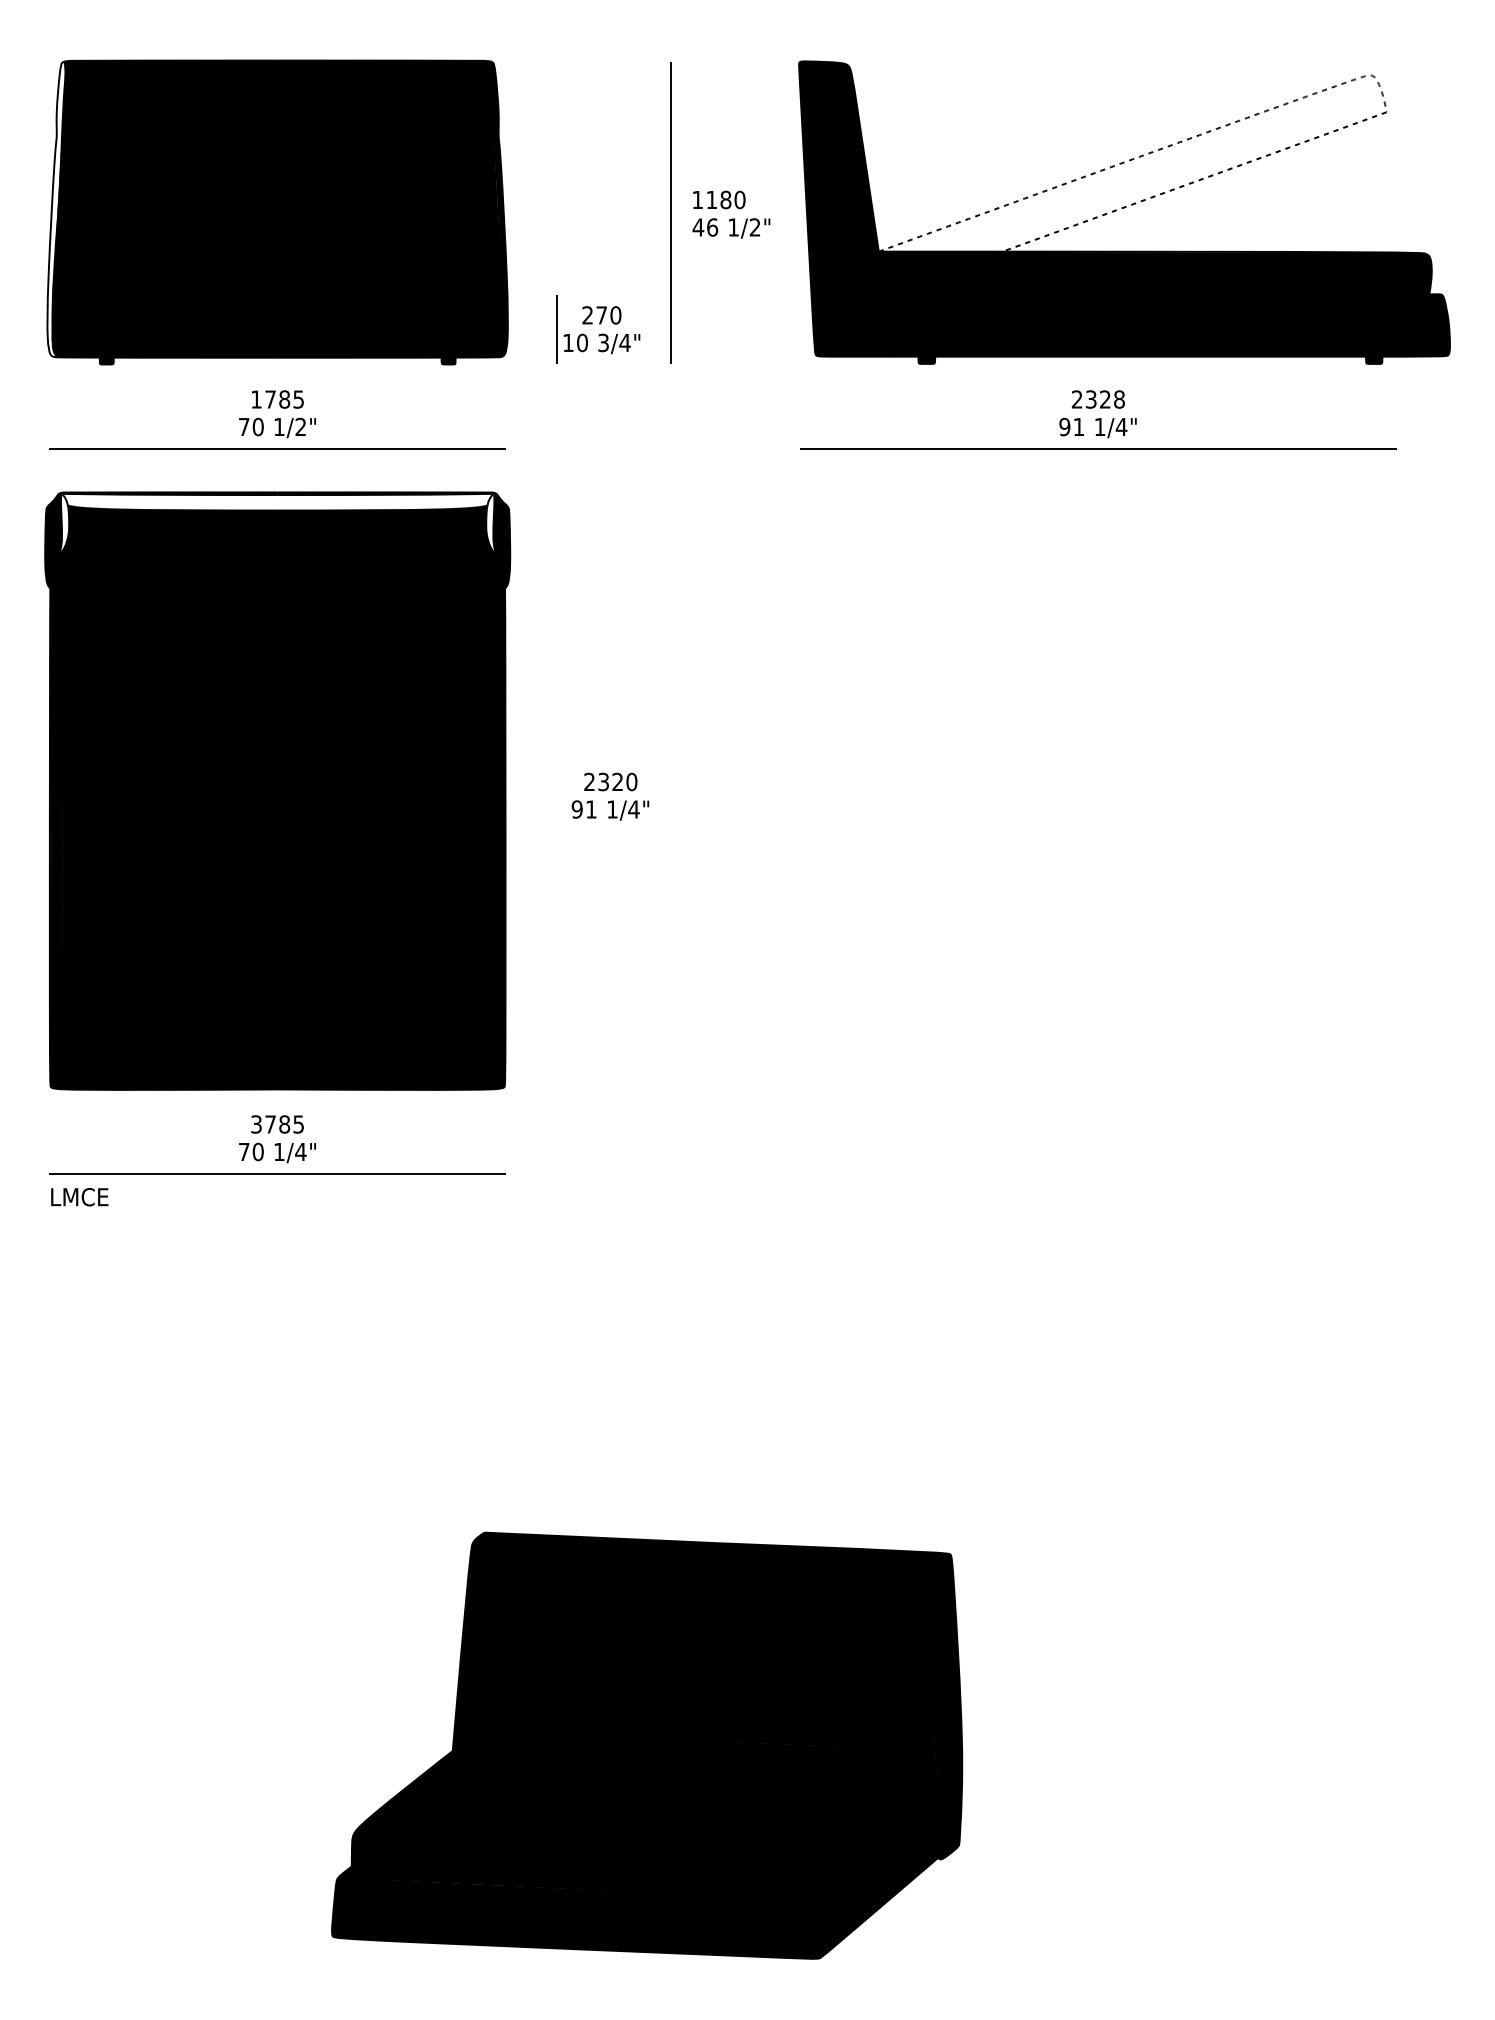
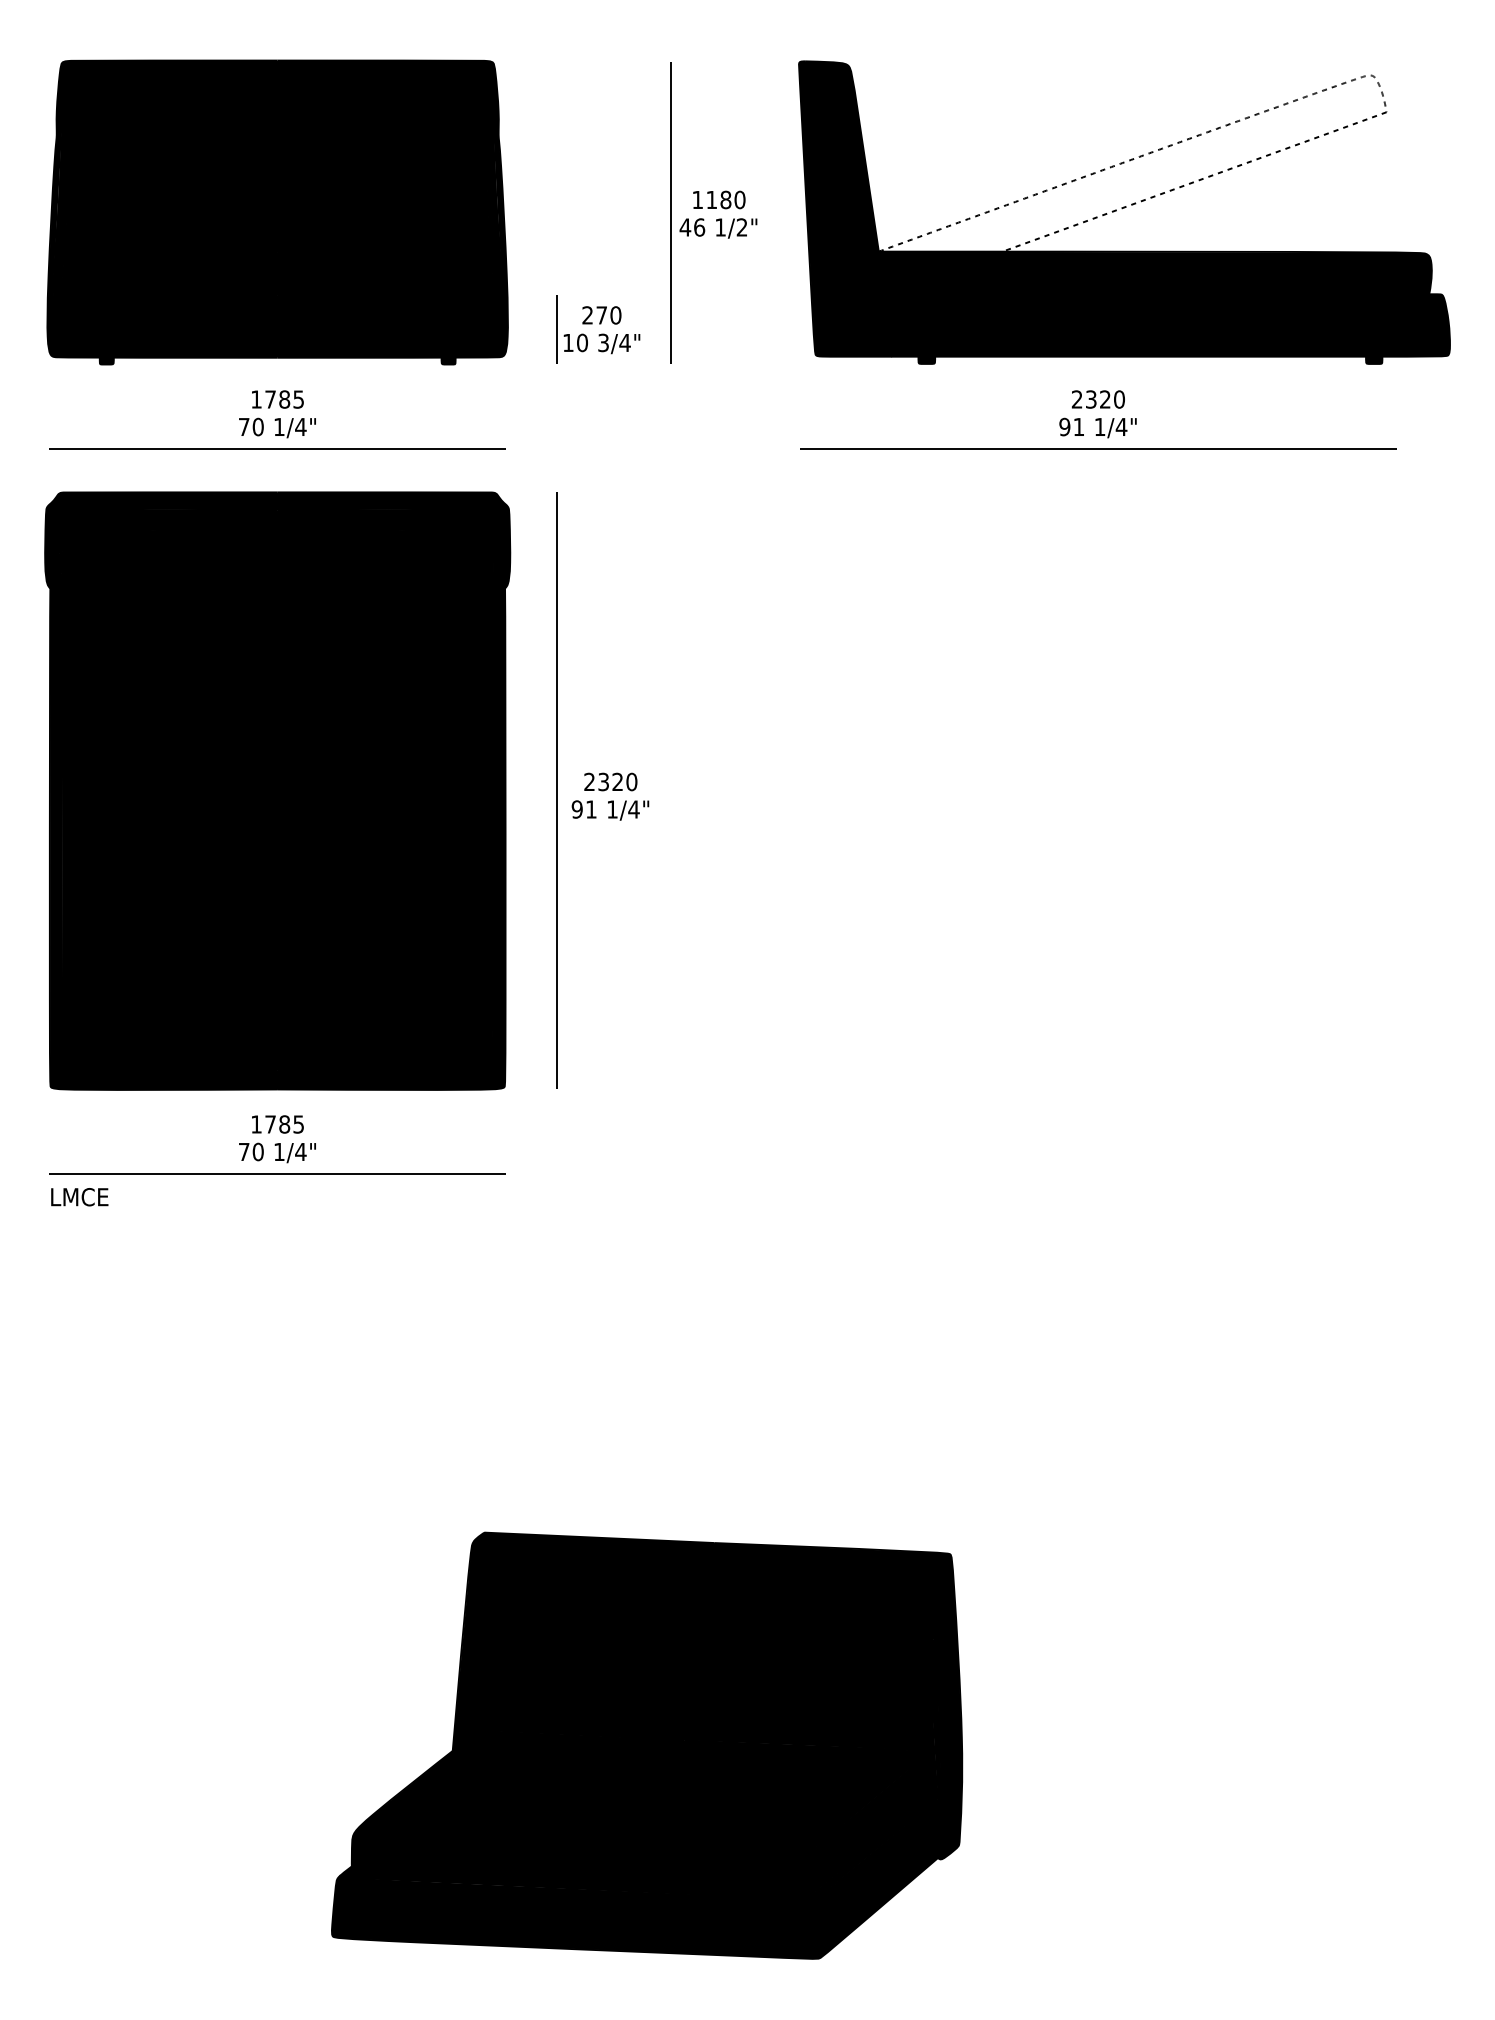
fill: none -> present (56, 209)
text position: (731, 228) -> (718, 228) (718, 228)
text: 2328 -> 2320 (1119, 399)
text: 1/2" -> 1/4" (300, 426)
fill: none -> present (277, 523)
line: none -> present (556, 790)
text: 3785 -> 1785 (256, 1124)
